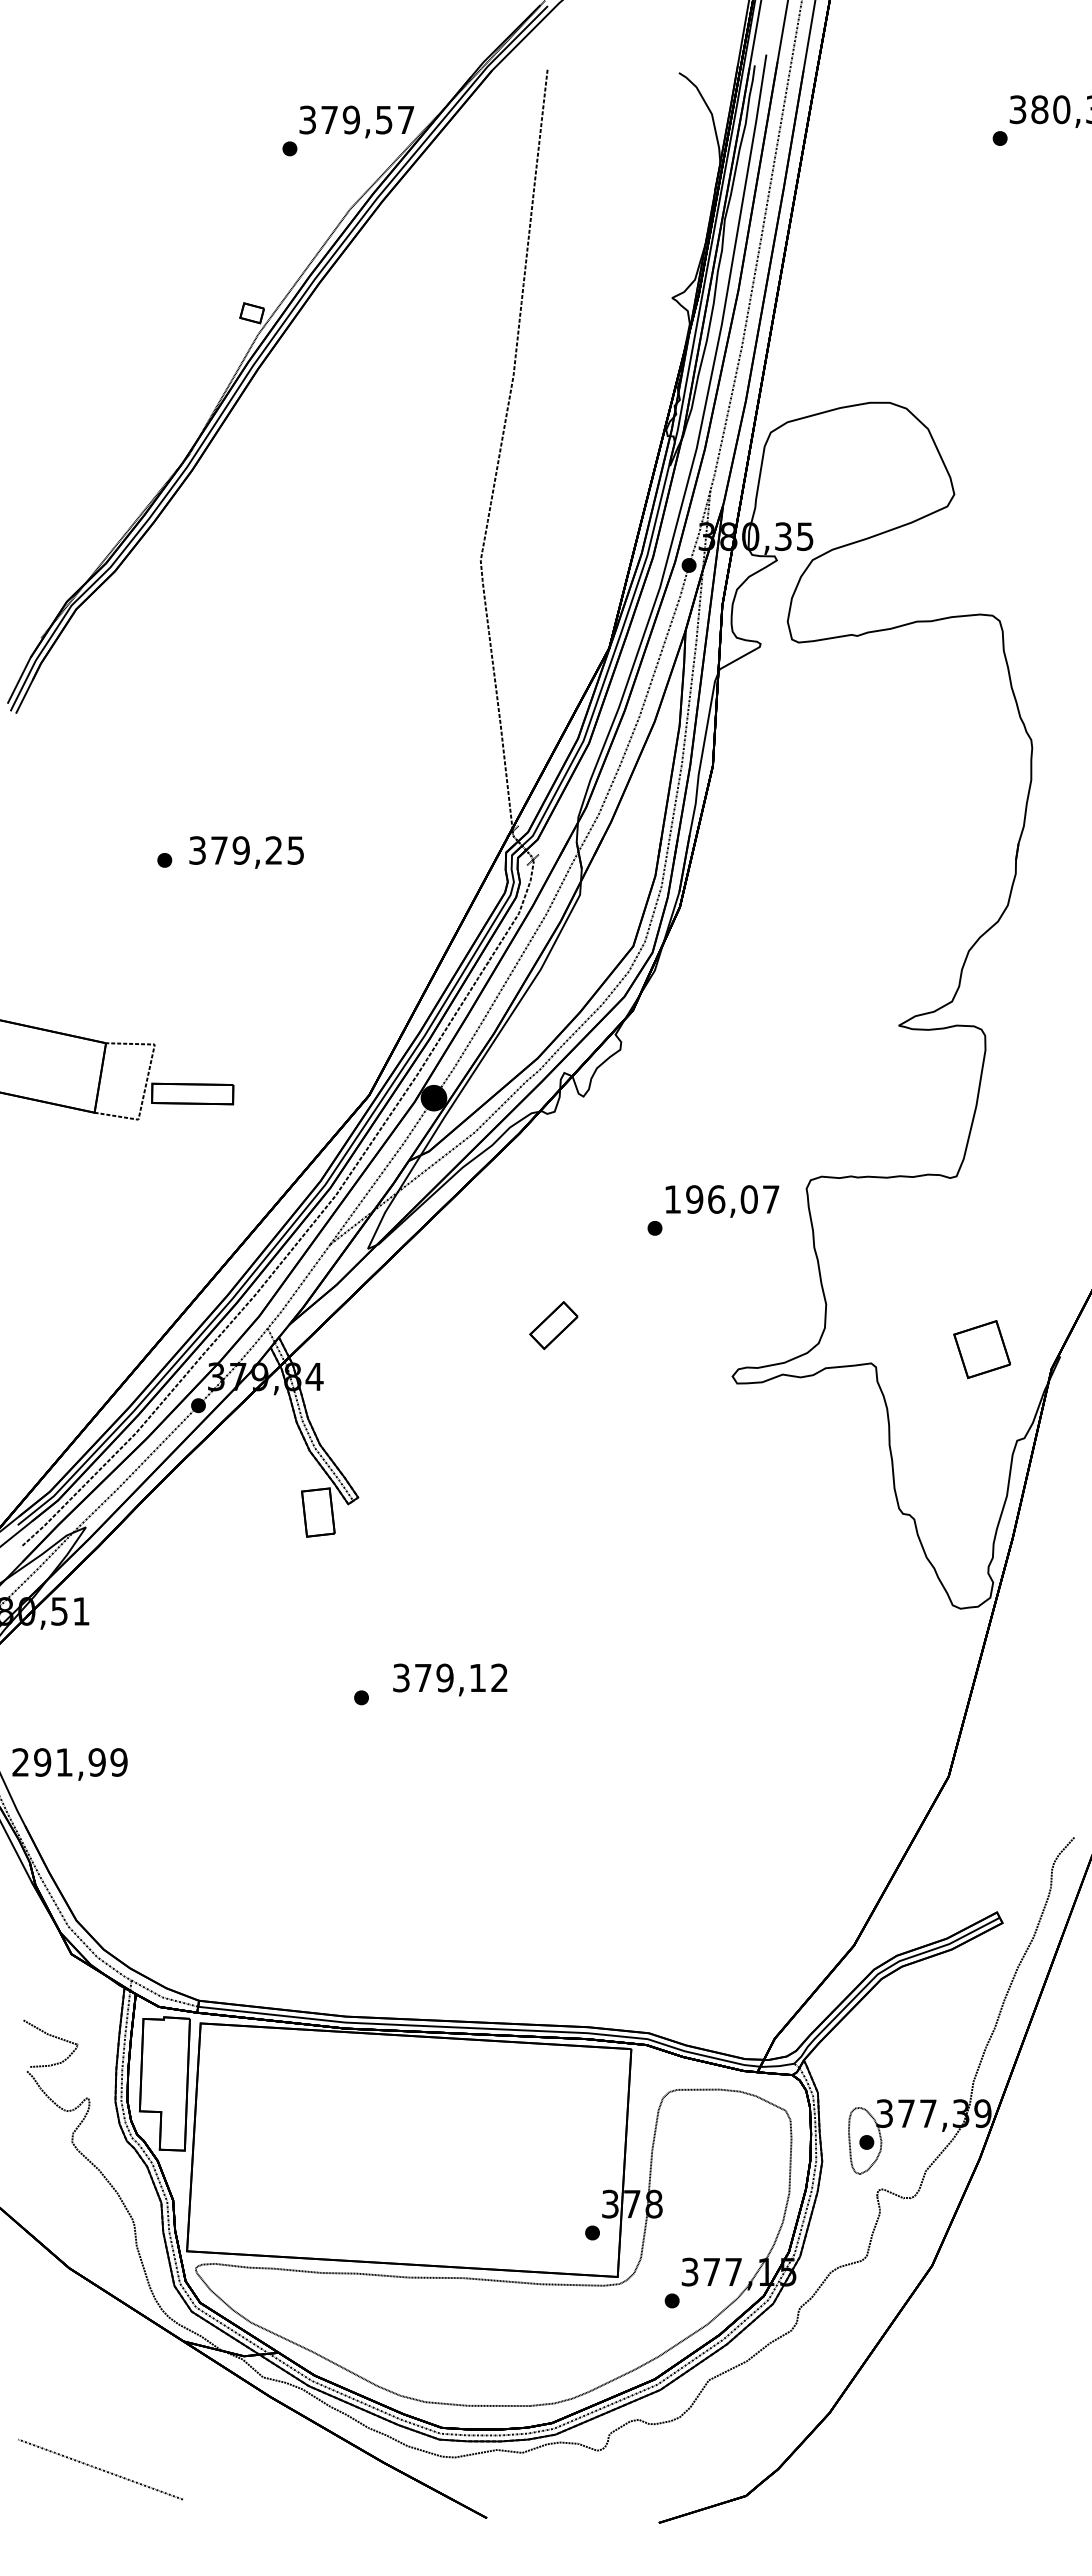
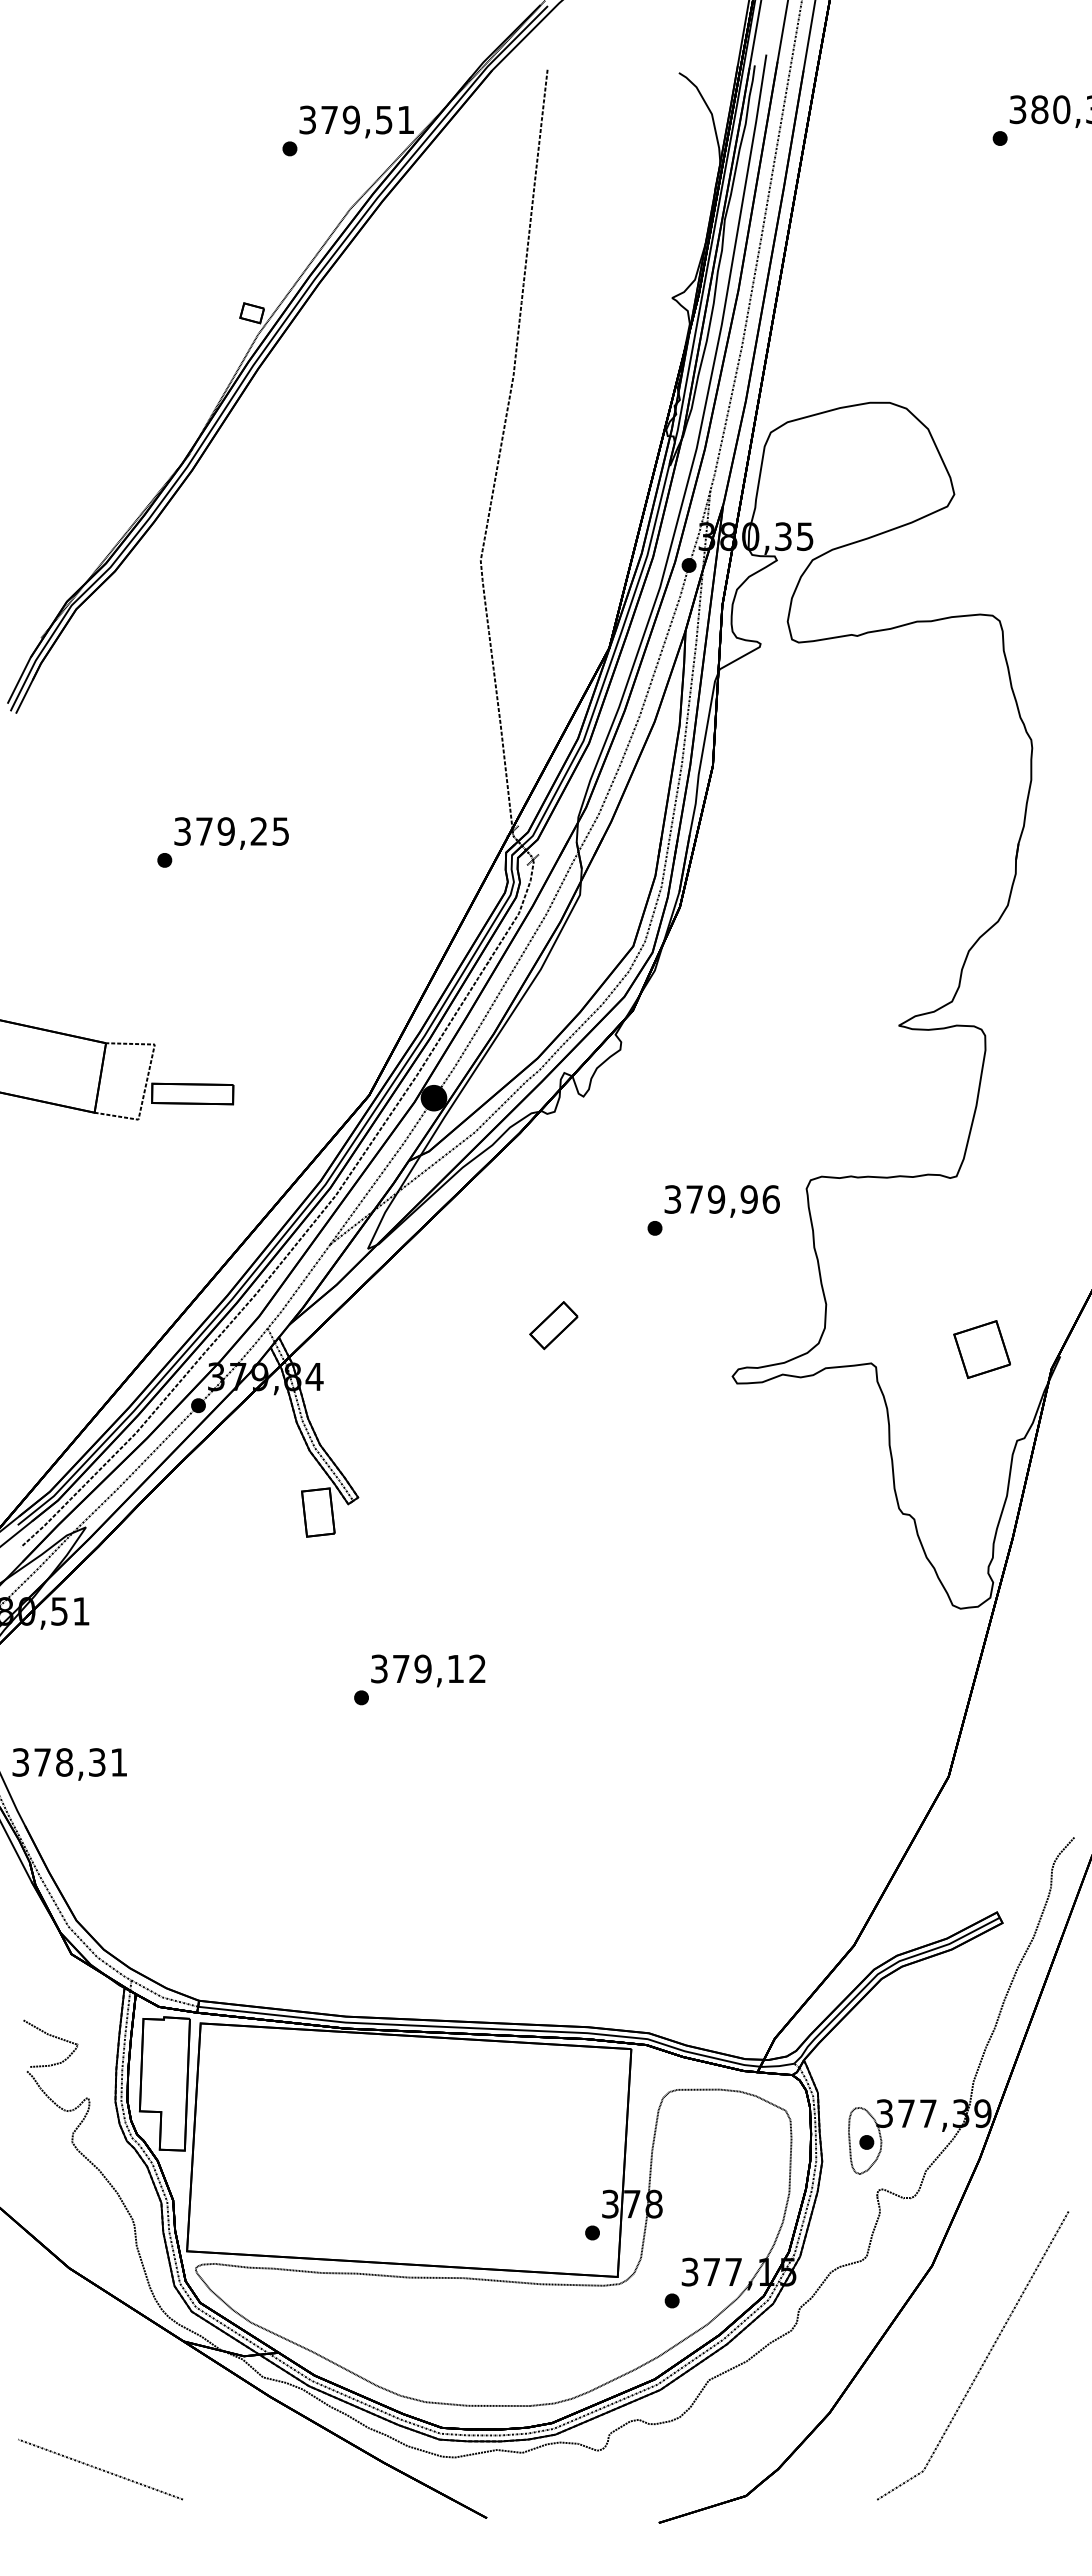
text: 379,57 -> 379,51 (406, 119)
text position: (246, 852) -> (231, 833) (231, 833)
text: 196,07 -> 379,96 (721, 1199)
text position: (450, 1679) -> (428, 1670) (428, 1670)
text: 291,99 -> 378,31 (69, 1762)
curve: none -> present (983, 2361)
